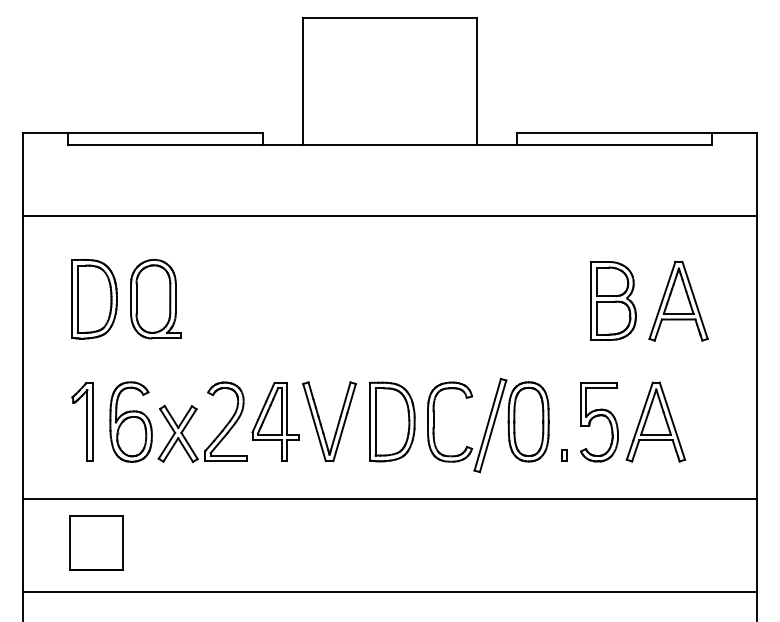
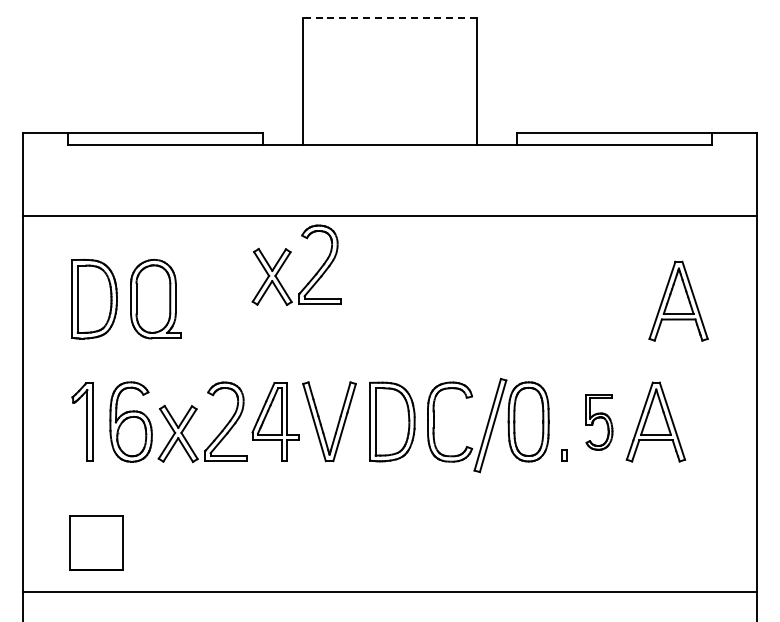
line: solid -> dashed (389, 18)
part: none -> present (287, 259)
part: present -> none (613, 300)
part size: 39x81 px -> 29x57 px (599, 422)
line: present -> none (389, 498)
